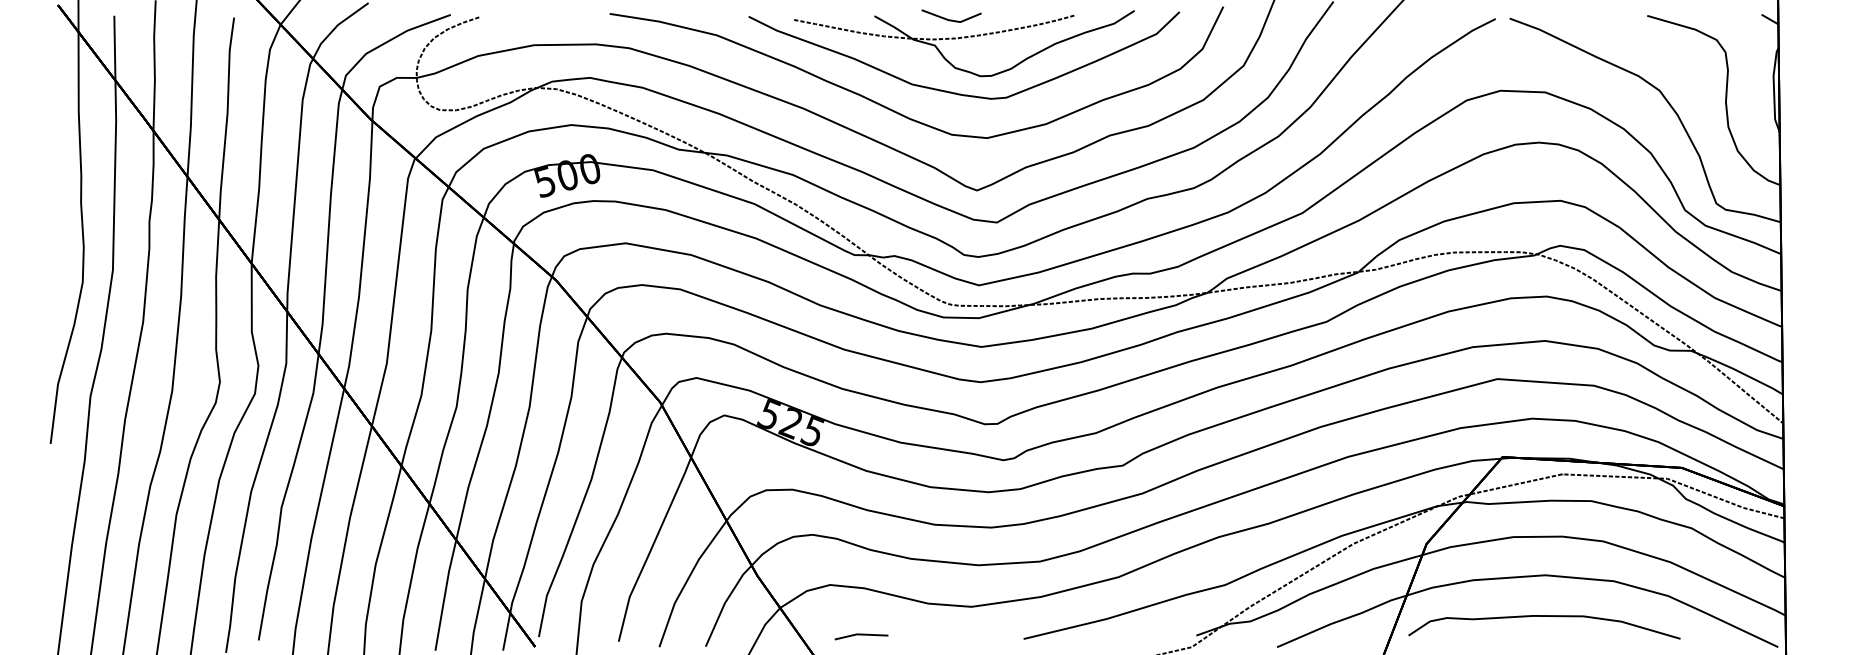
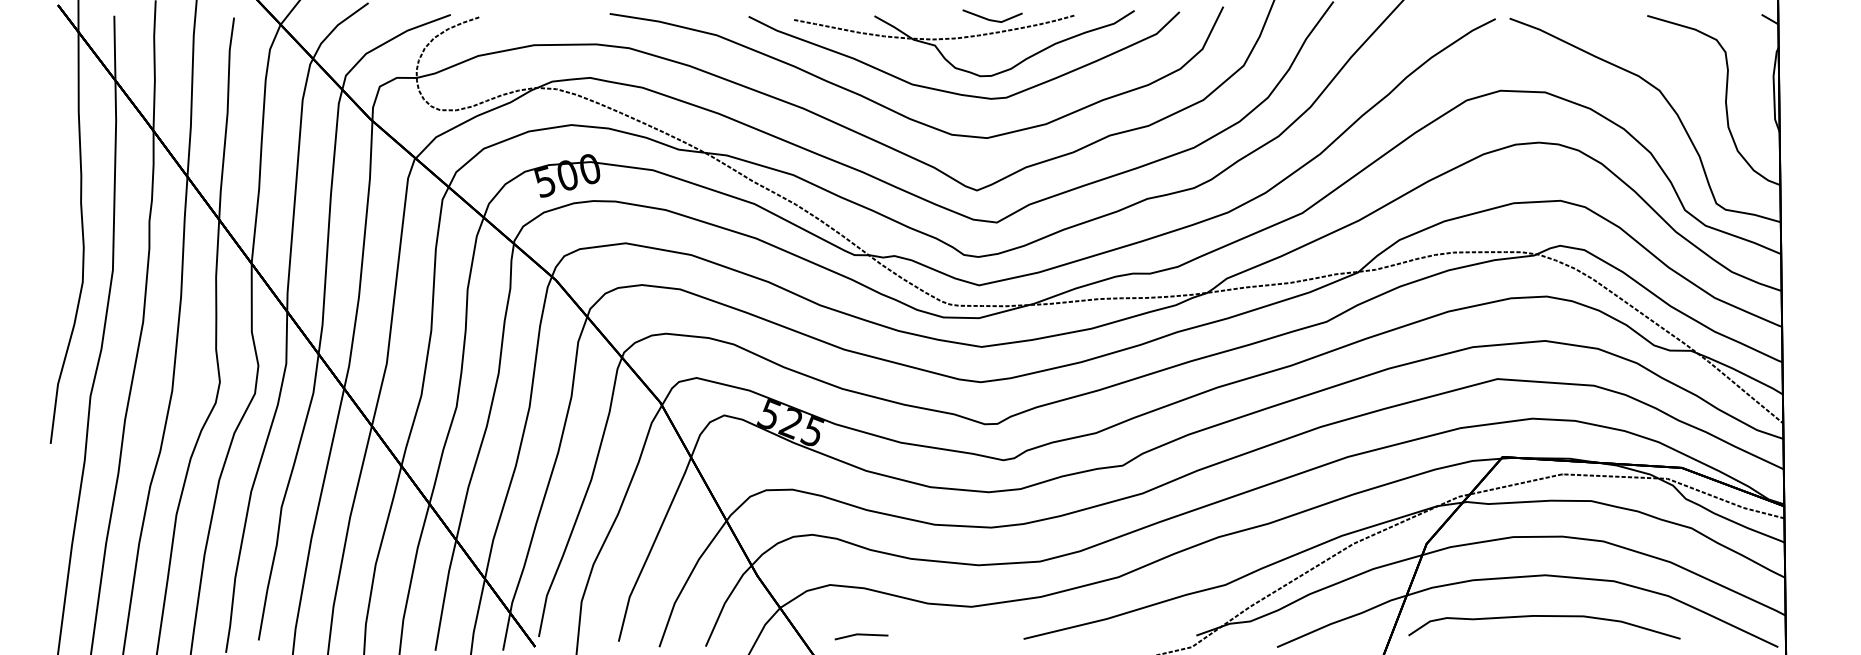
line position: (951, 19) -> (992, 19) (992, 19)
